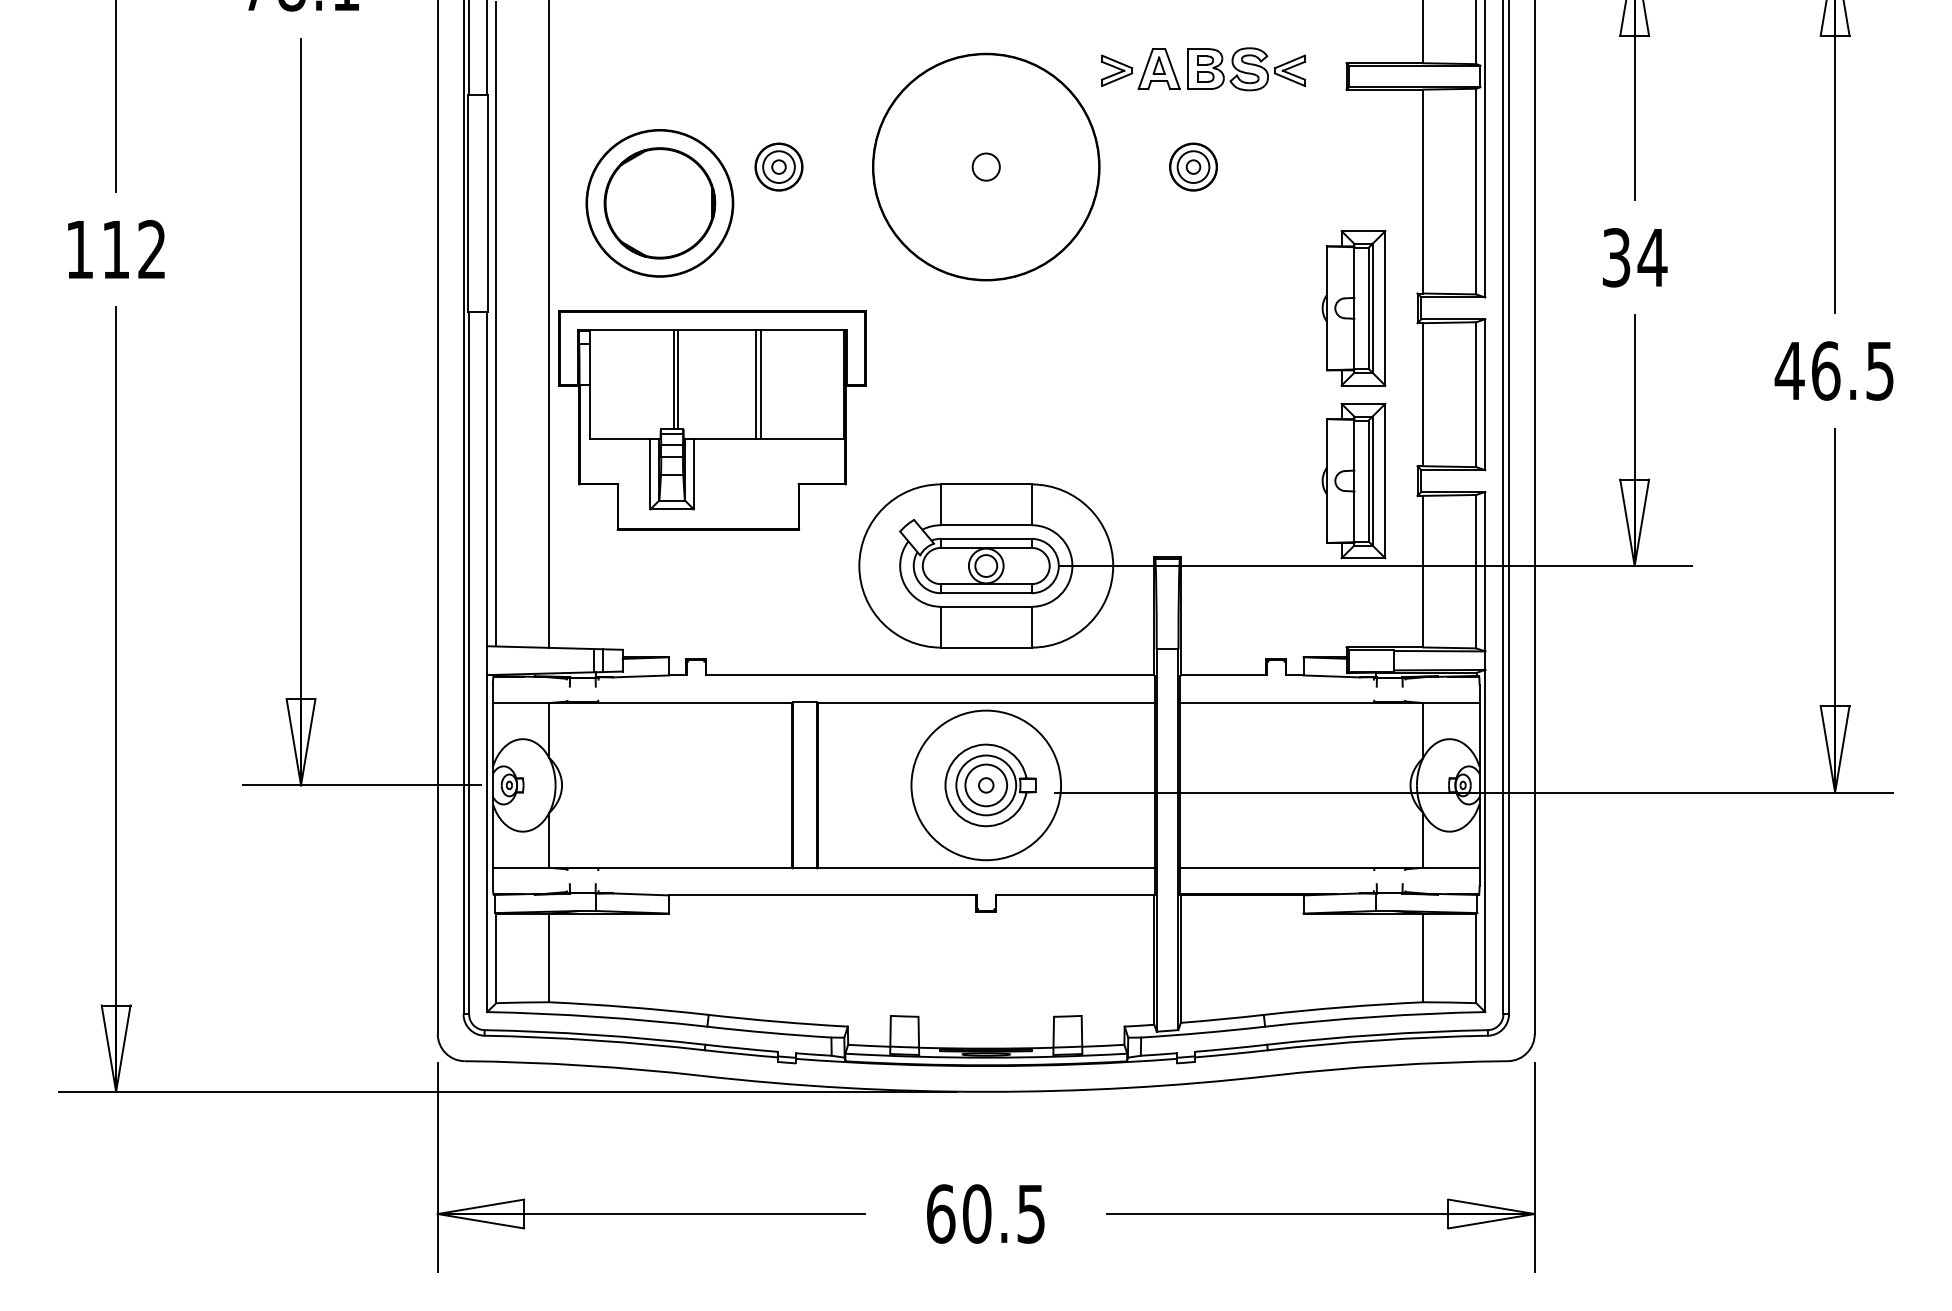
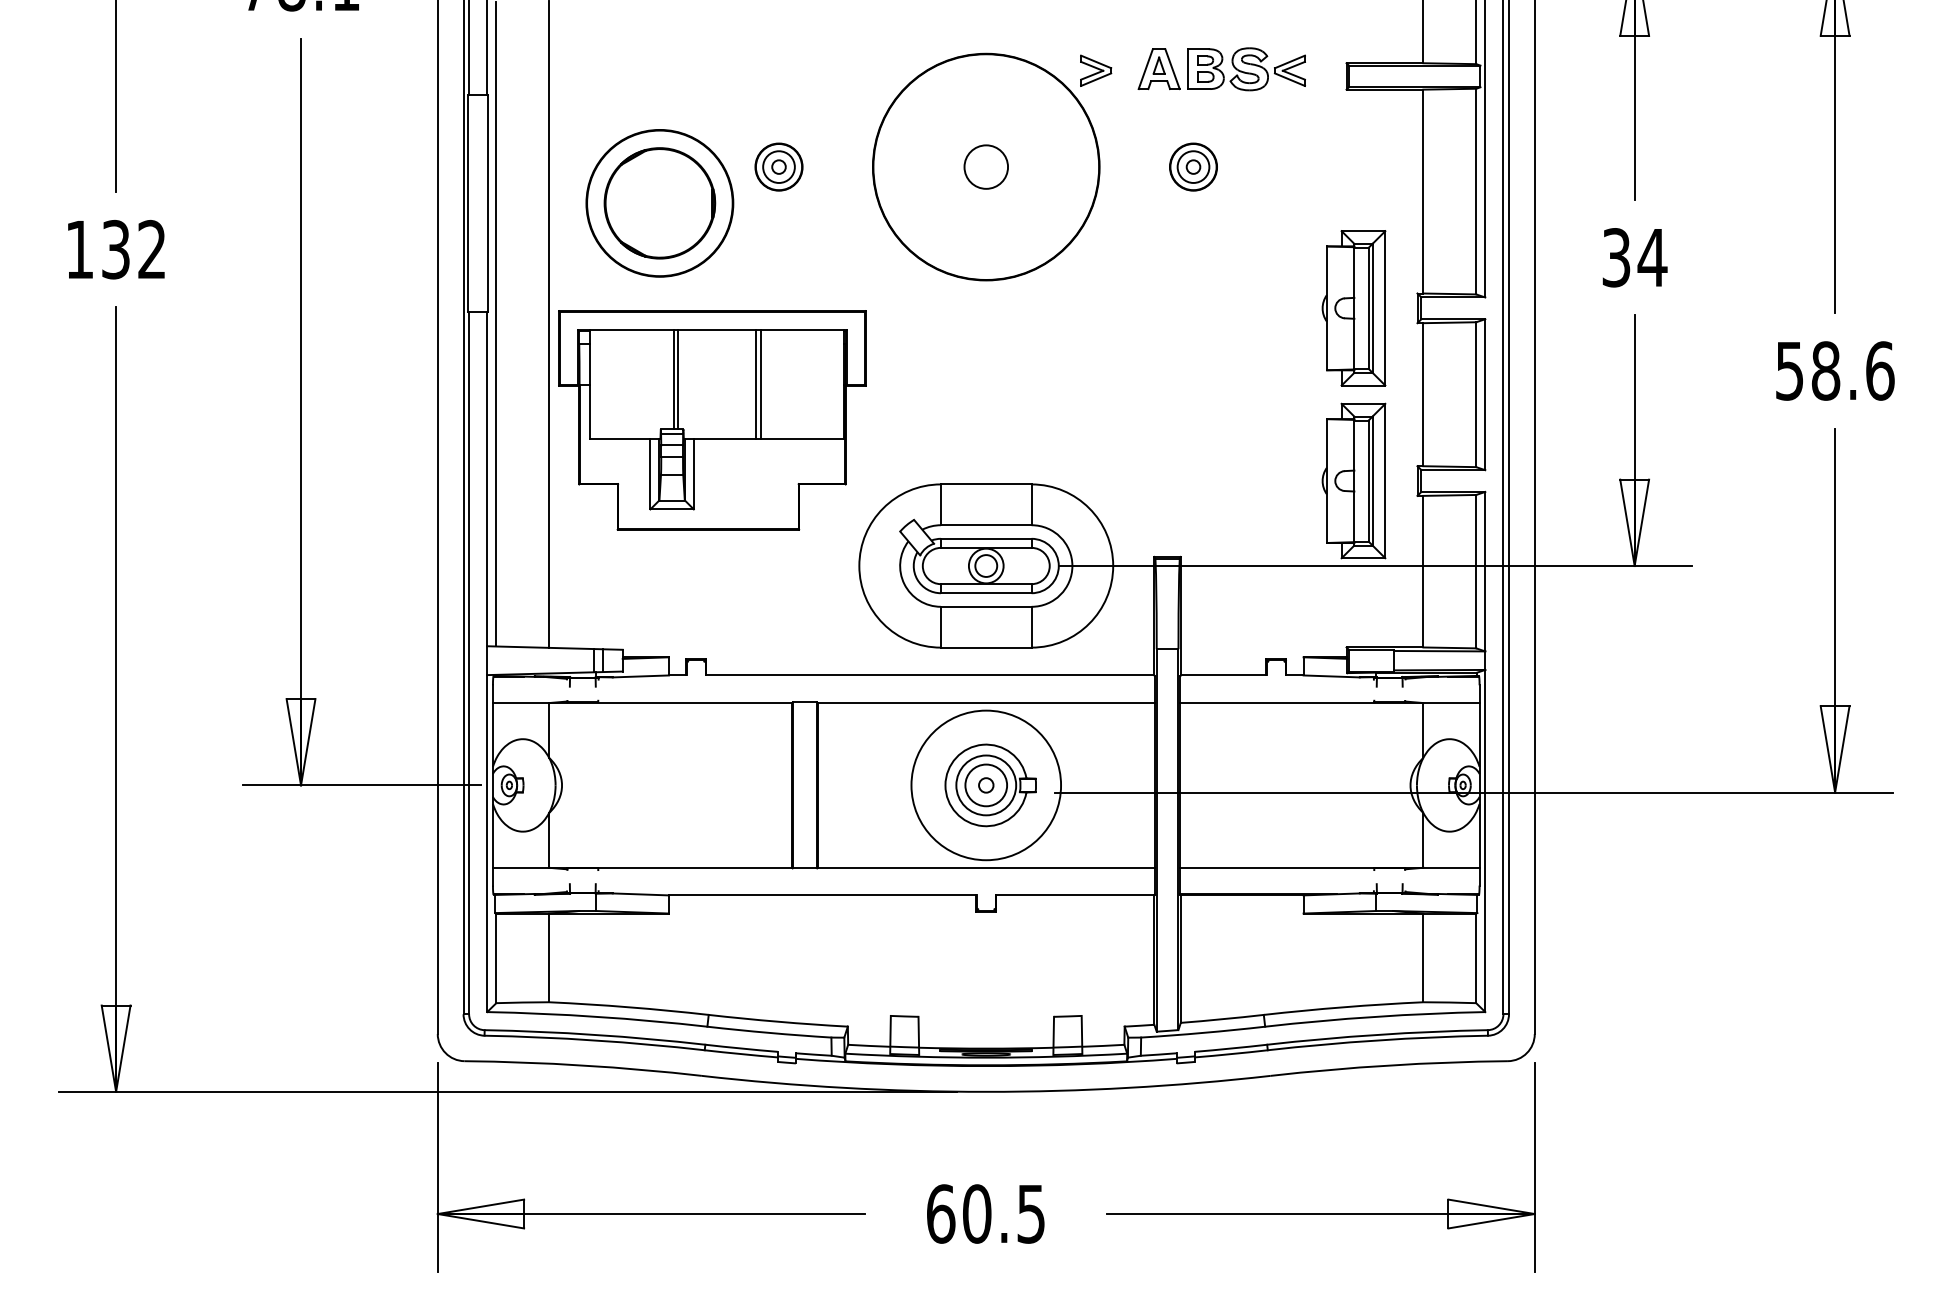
part position: (1117, 70) -> (1096, 70) (1096, 70)
circle diameter: 27 px -> 44 px (986, 166)
text: 112 -> 132 (115, 249)
text: 46.5 -> 58.6 (1834, 370)
